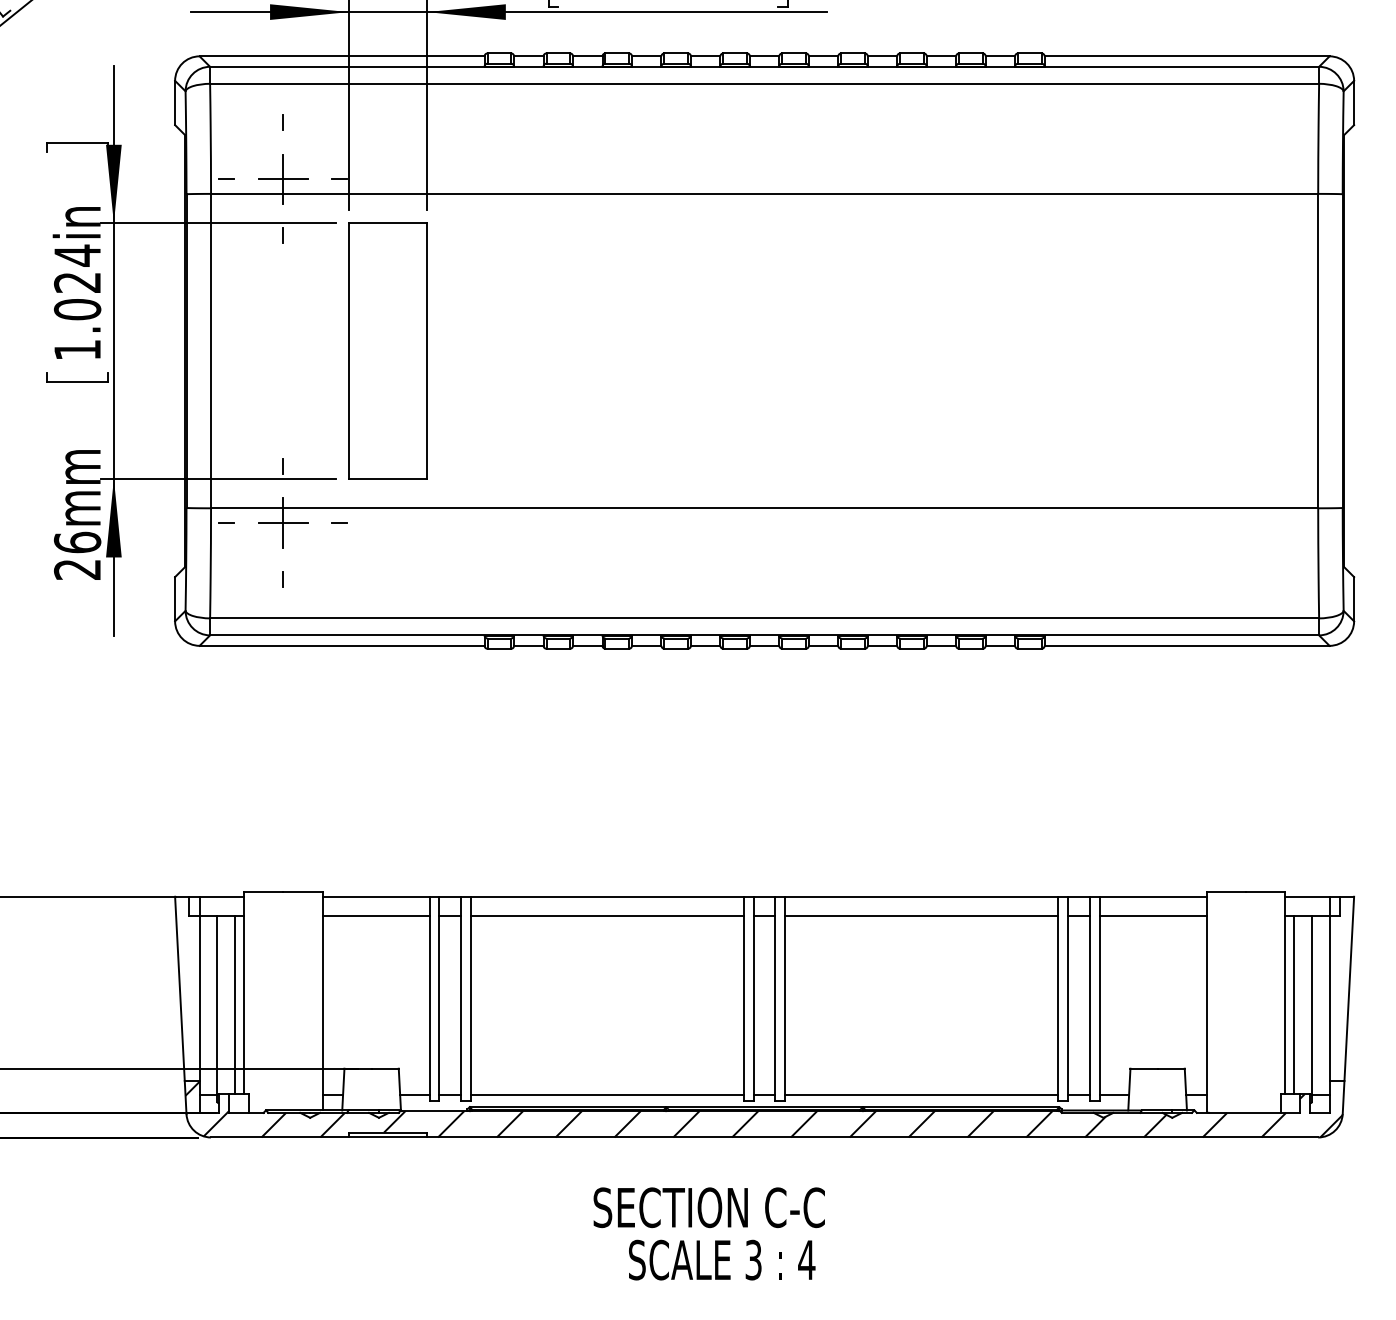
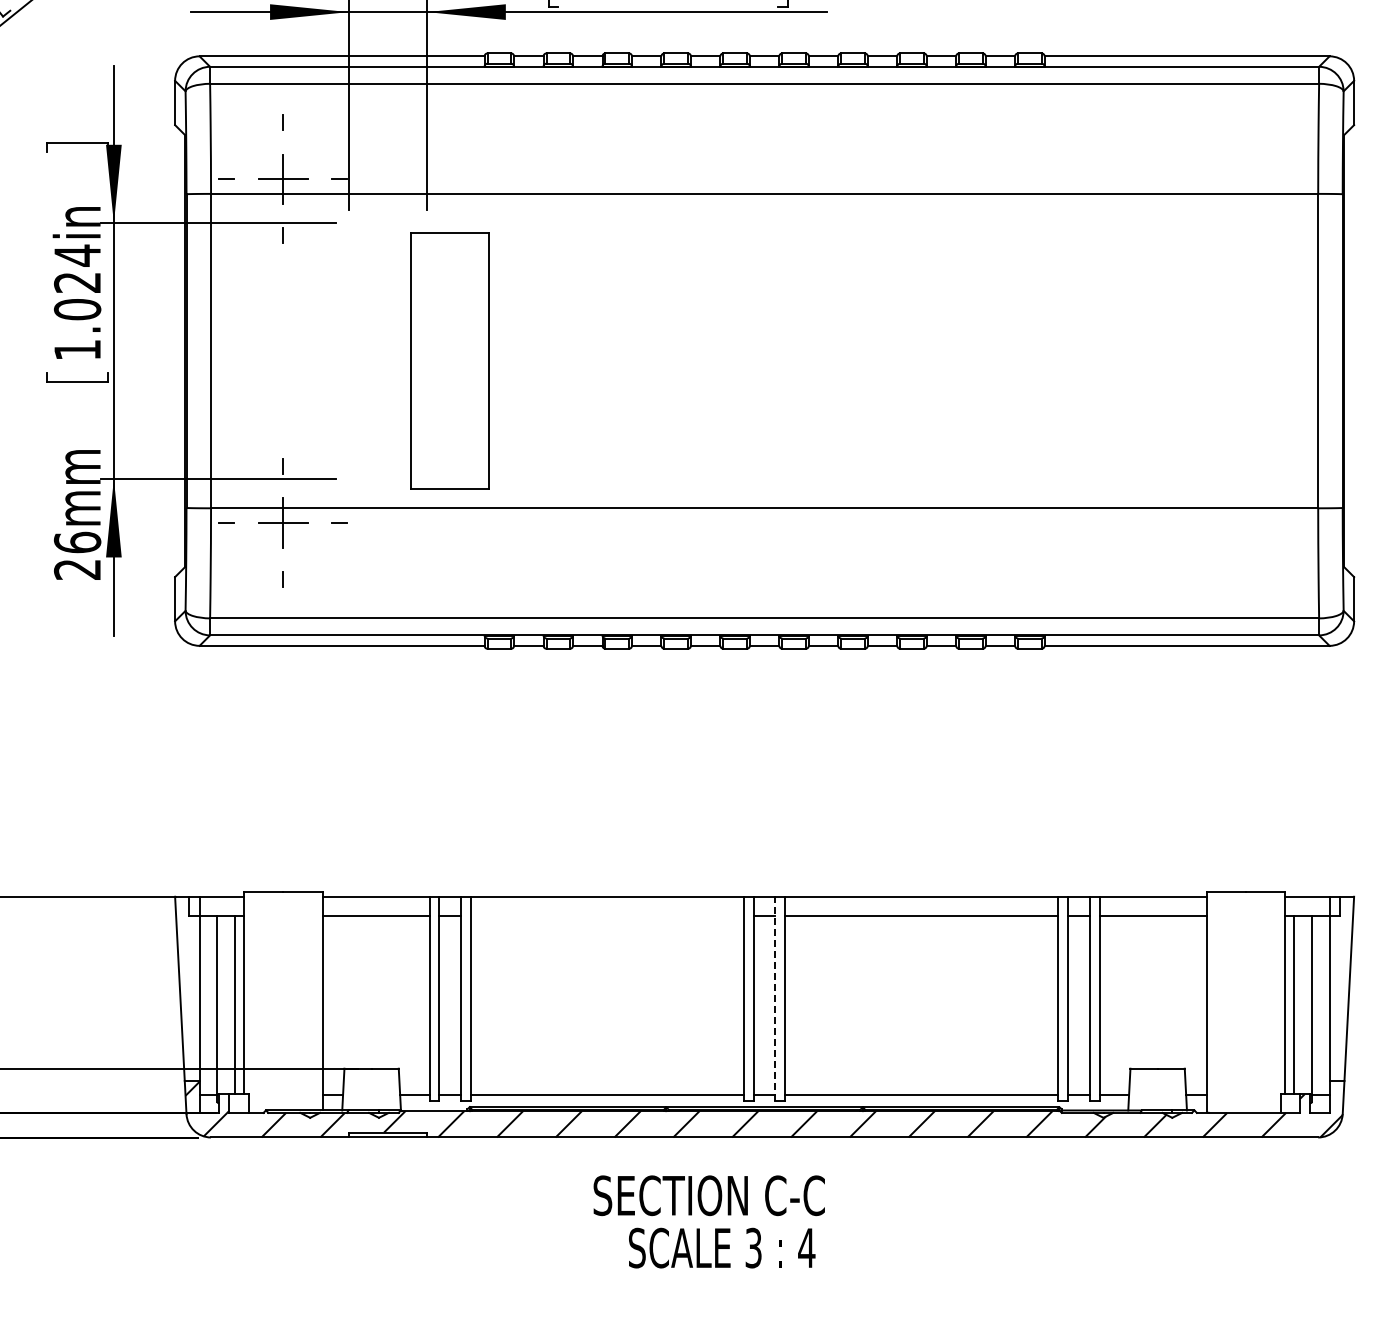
part position: (387, 350) -> (449, 360) (449, 360)
line: present -> none (606, 916)
line: solid -> dashed (775, 998)
text position: (708, 1233) -> (708, 1221) (708, 1221)
